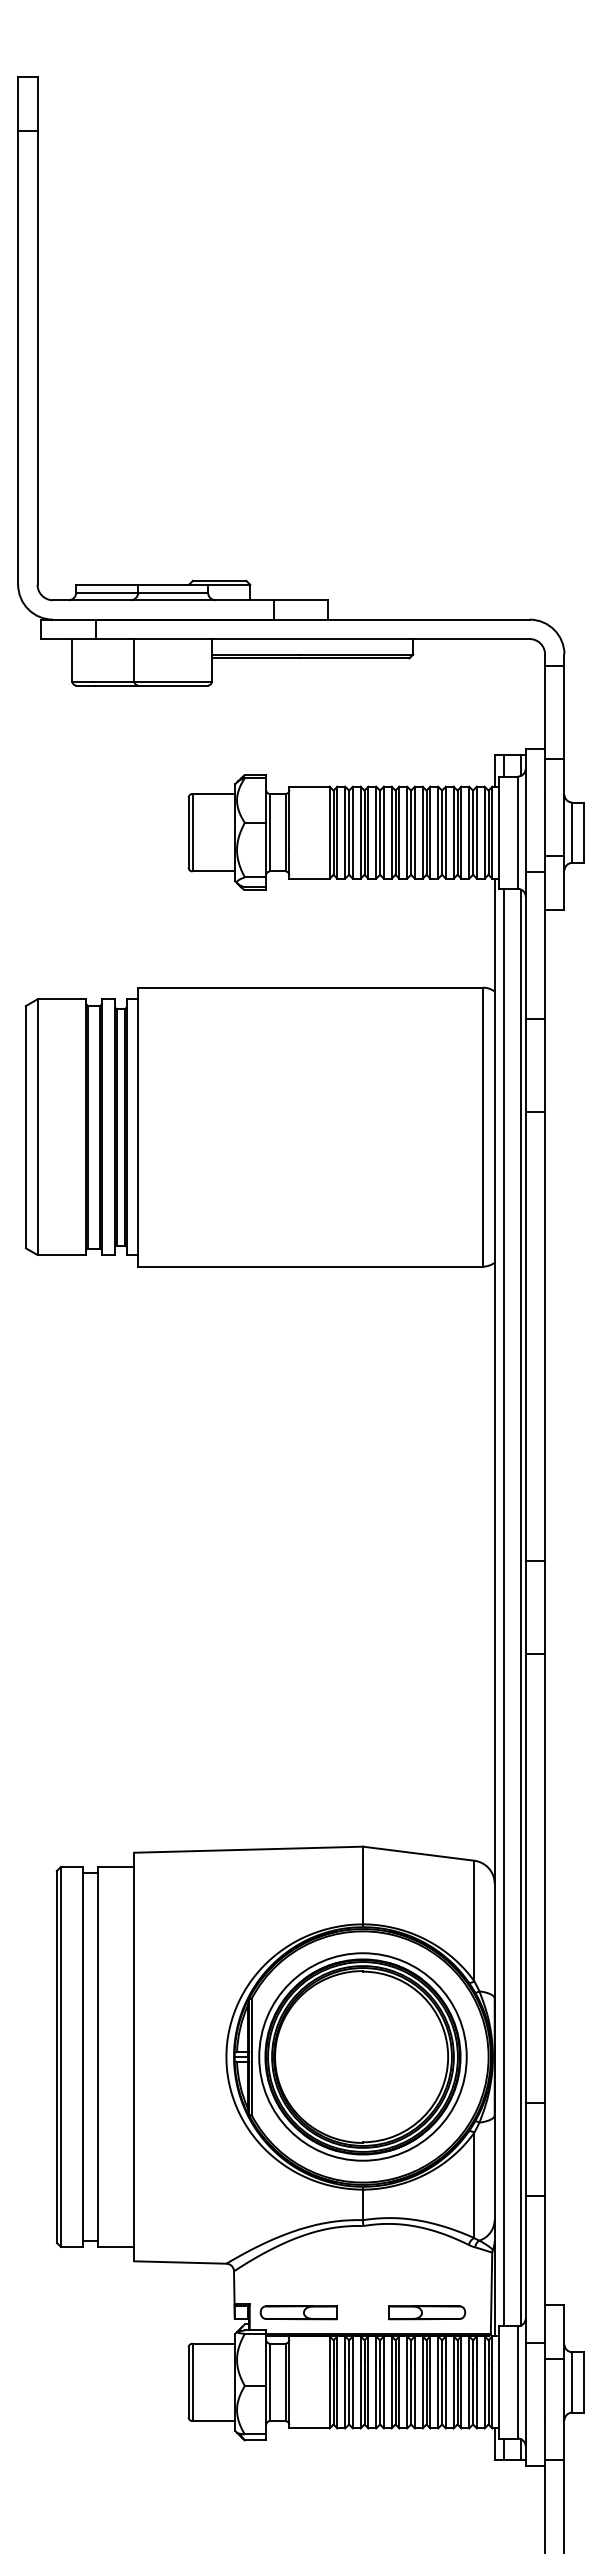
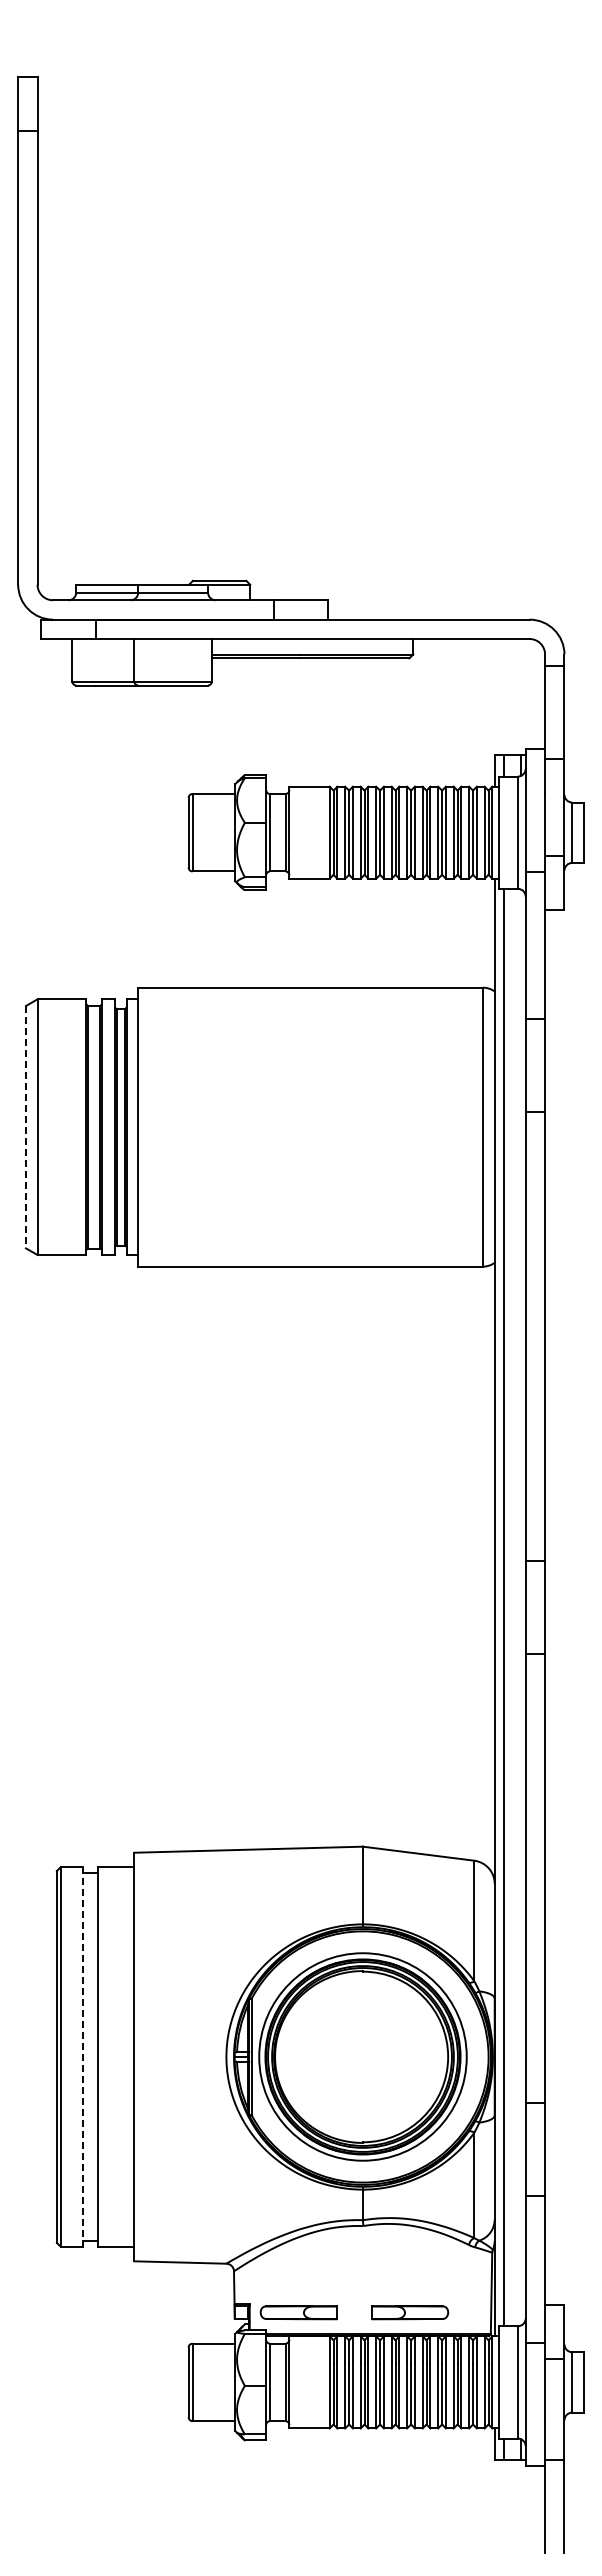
line: solid -> dashed (25, 1127)
line: present -> none (521, 1607)
line: solid -> dashed (82, 2056)
part position: (427, 2312) -> (410, 2312) (410, 2312)
